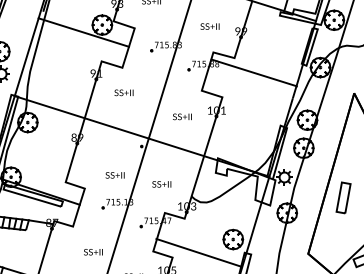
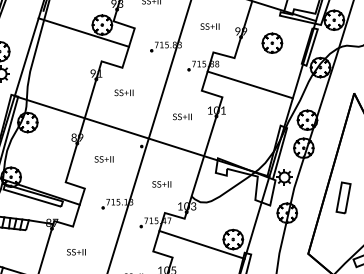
part: none -> present (272, 42)
line position: (253, 72) -> (249, 84) (249, 84)
text position: (114, 175) -> (103, 159) (103, 159)
text position: (93, 252) -> (76, 252) (76, 252)
line position: (198, 252) -> (201, 244) (201, 244)
